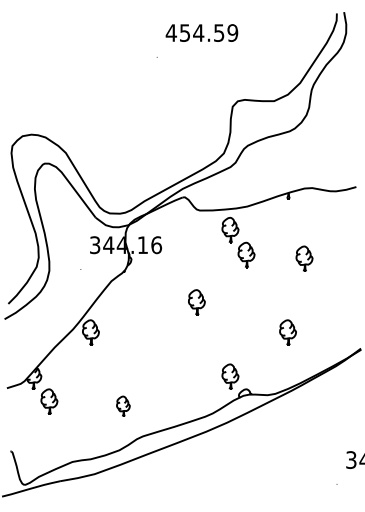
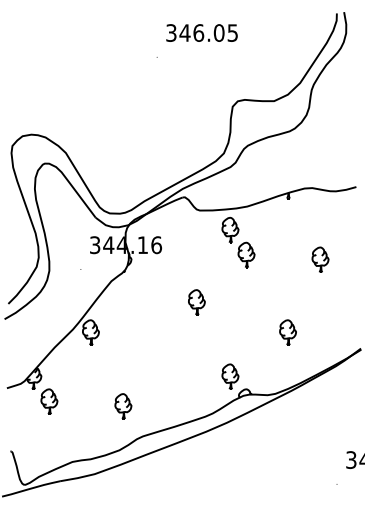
text: 454.59 -> 346.05 (201, 32)
part position: (304, 258) -> (320, 259) (320, 259)
part size: 15x22 px -> 19x27 px (123, 406)
